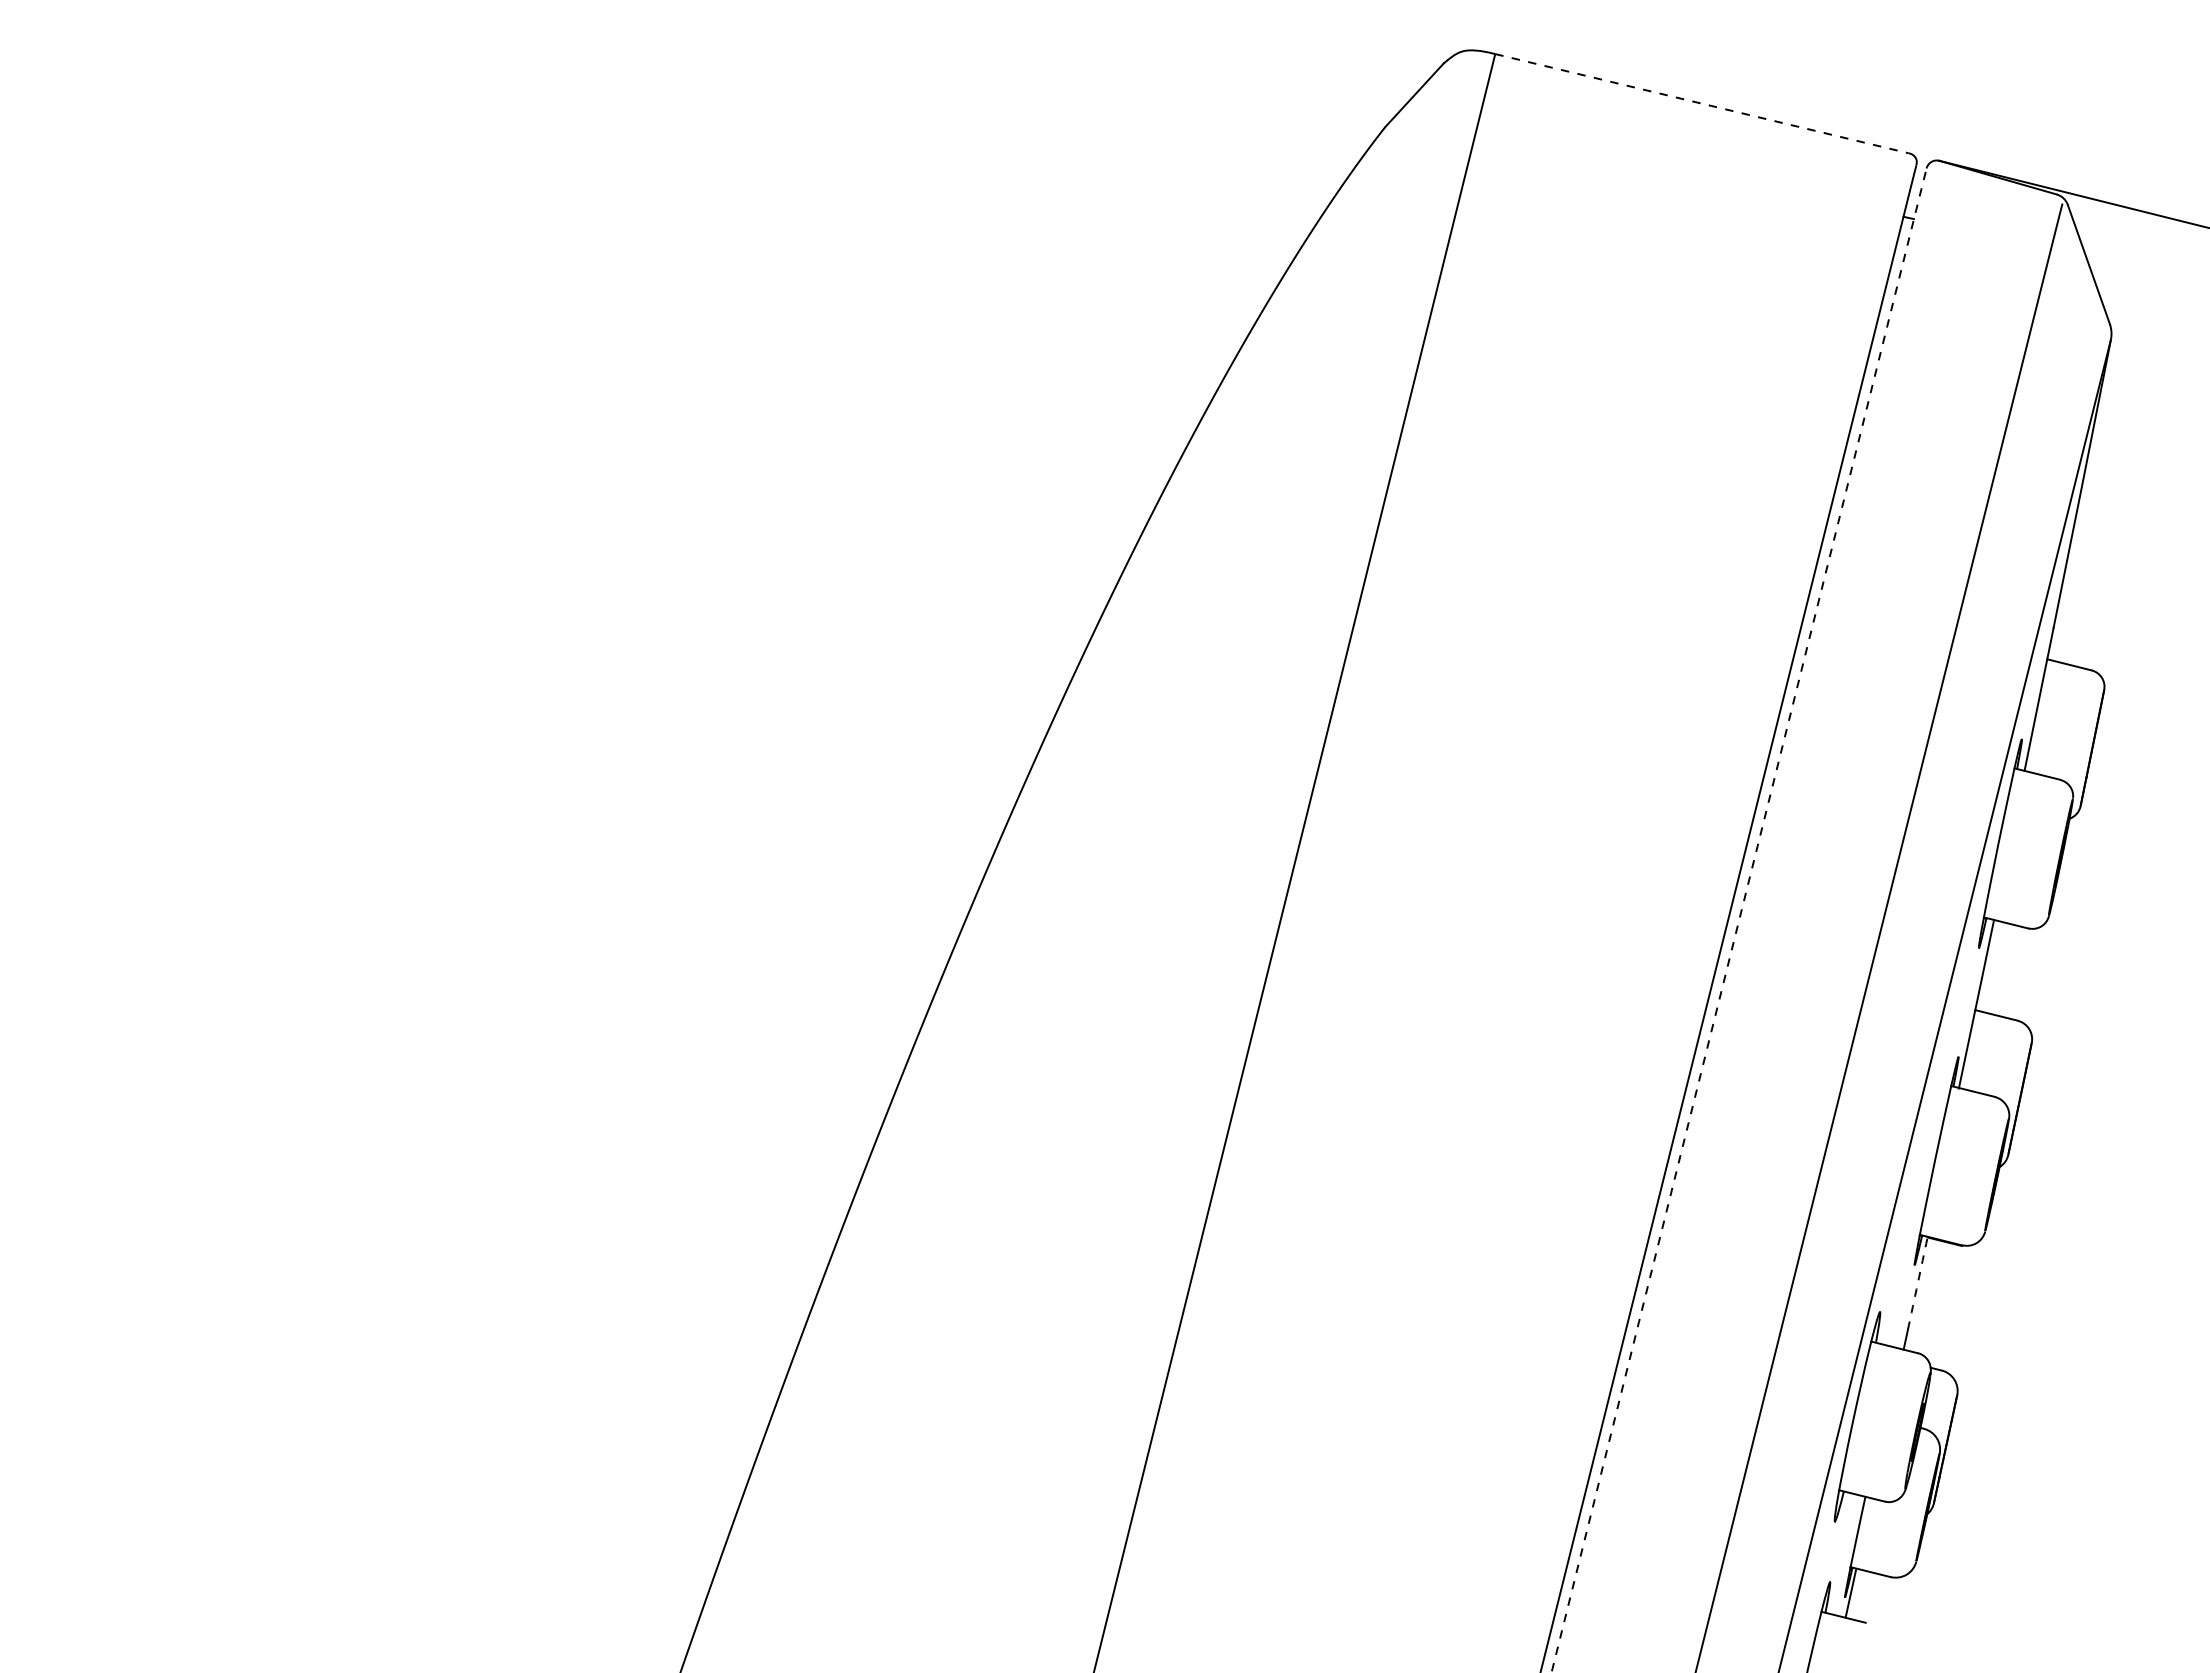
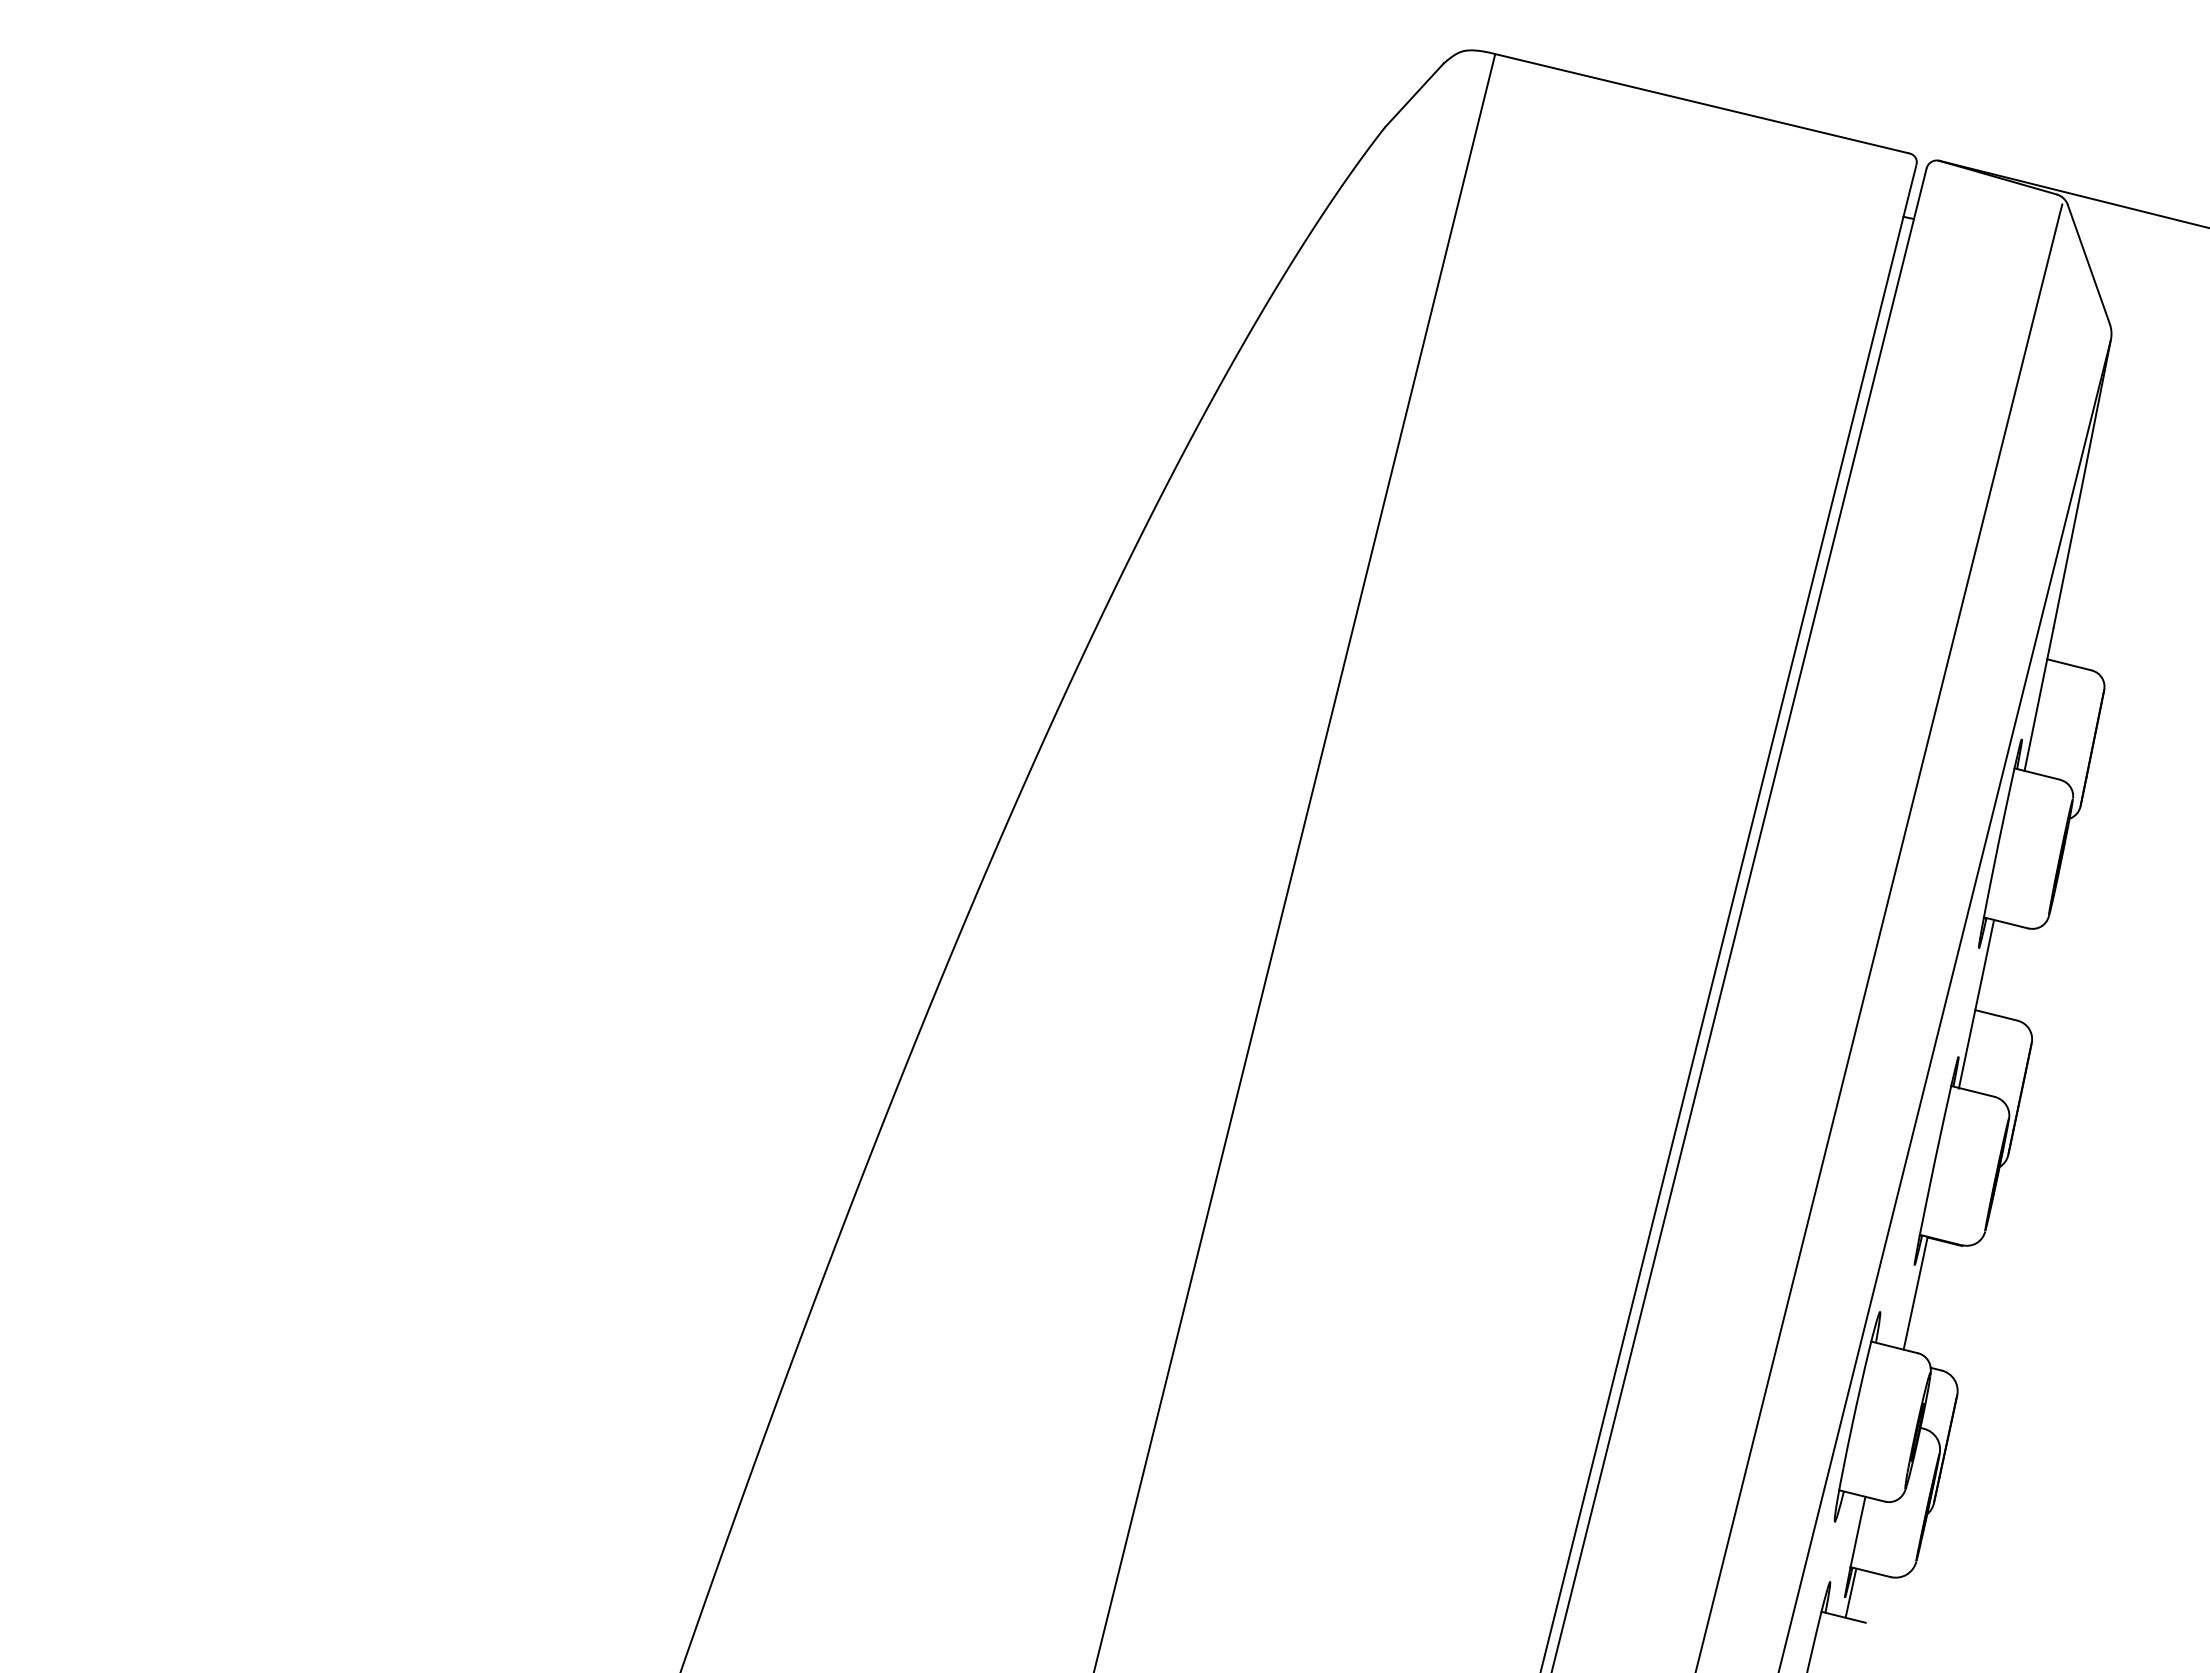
line: dashed -> solid (1702, 103)
line: dashed -> solid (1739, 919)
arc: dashed -> solid (1917, 1283)
